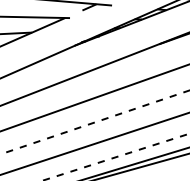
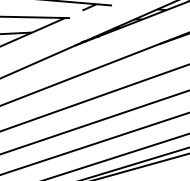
line: dashed -> solid (94, 122)
line: dashed -> solid (116, 157)
